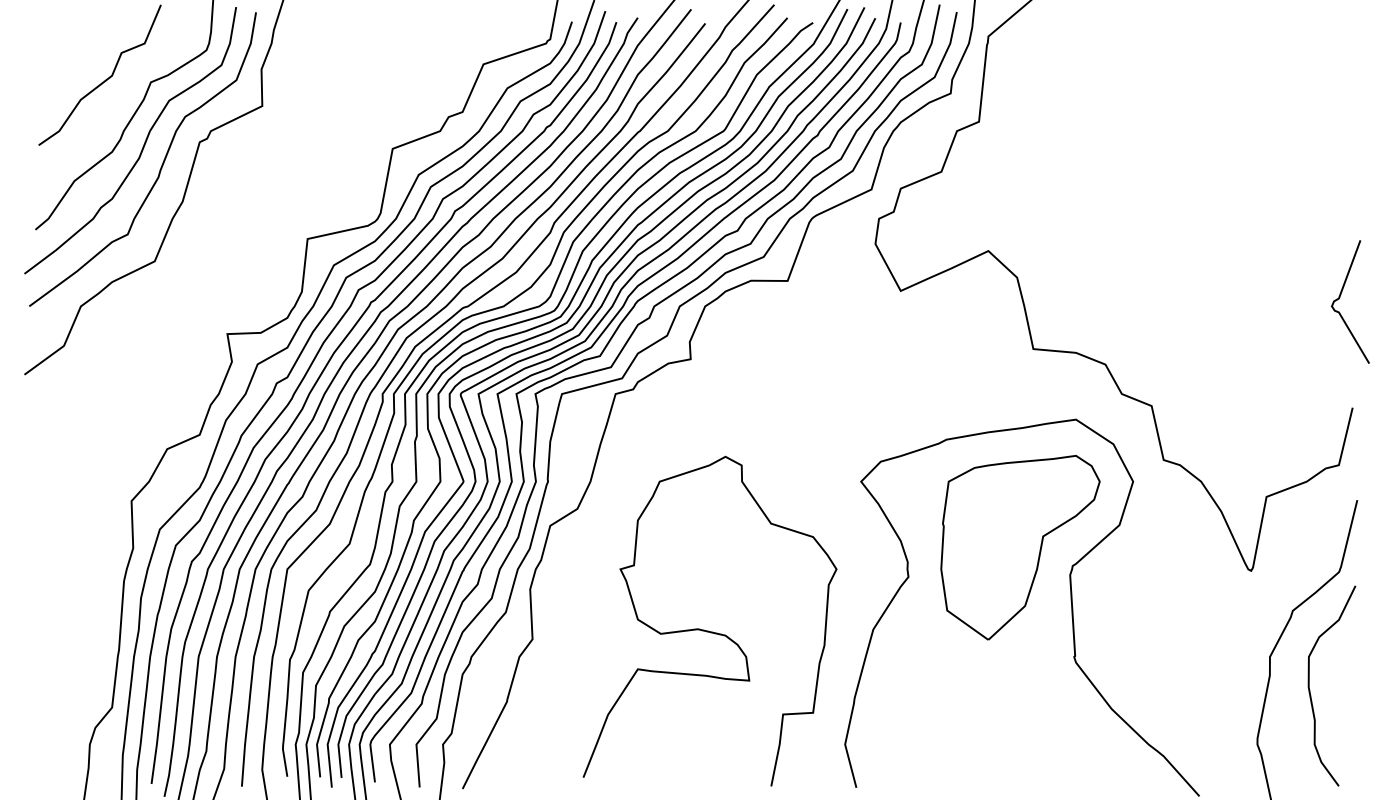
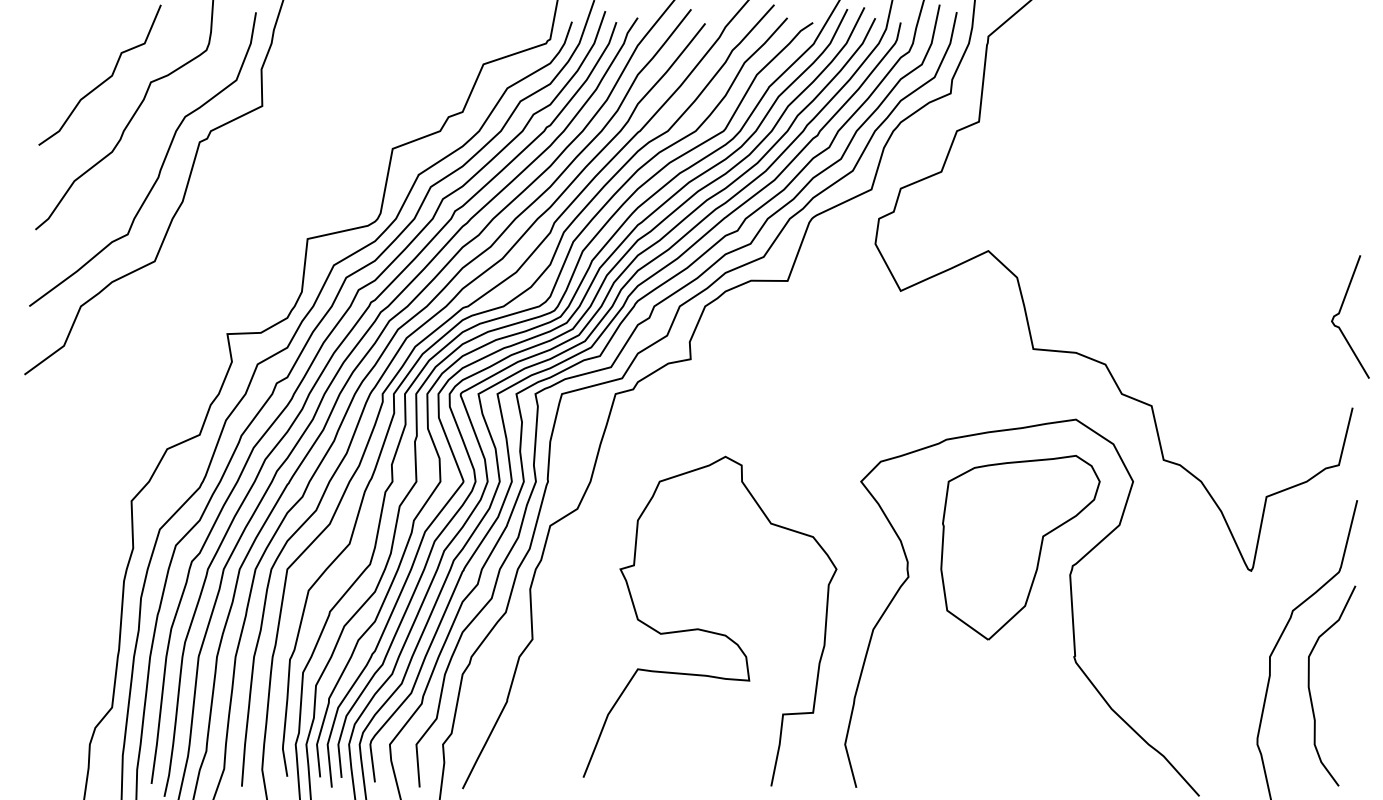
curve: present -> none (142, 146)
curve position: (1340, 297) -> (1340, 312) (1340, 312)
